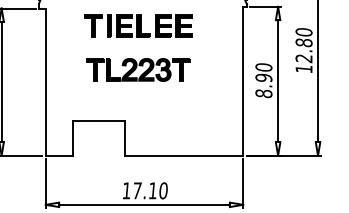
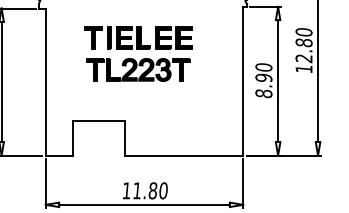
part position: (138, 25) -> (138, 37) (138, 37)
text: 17.10 -> 11.80 (145, 190)
